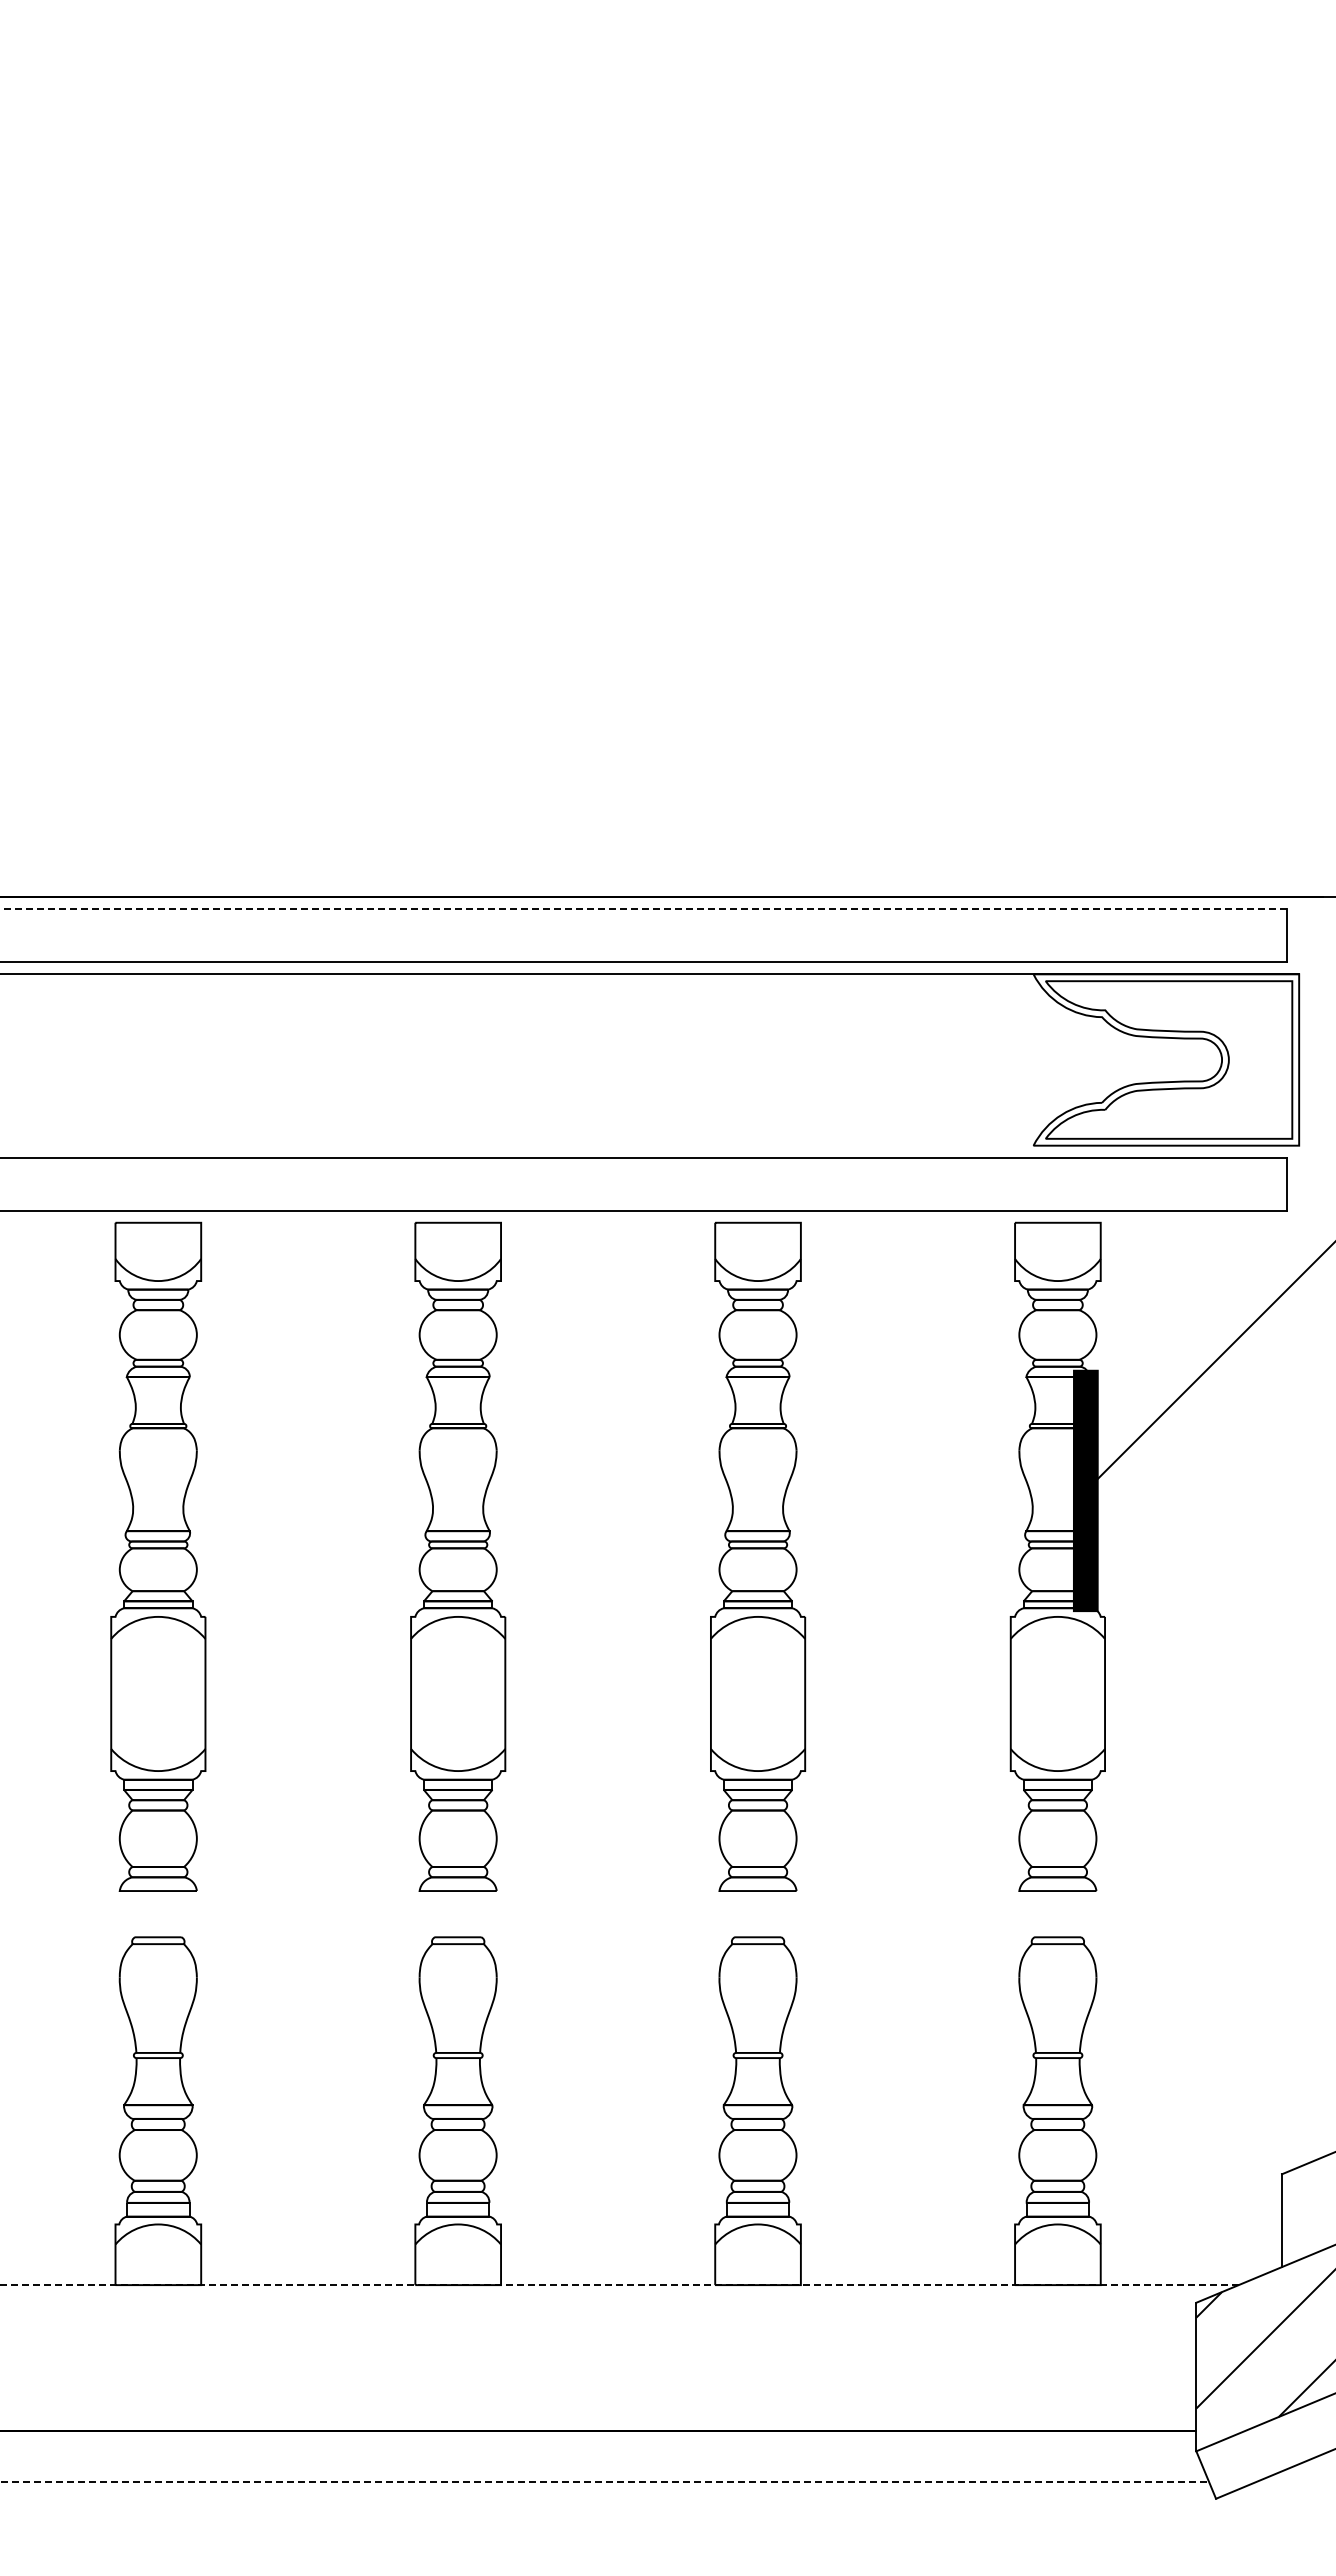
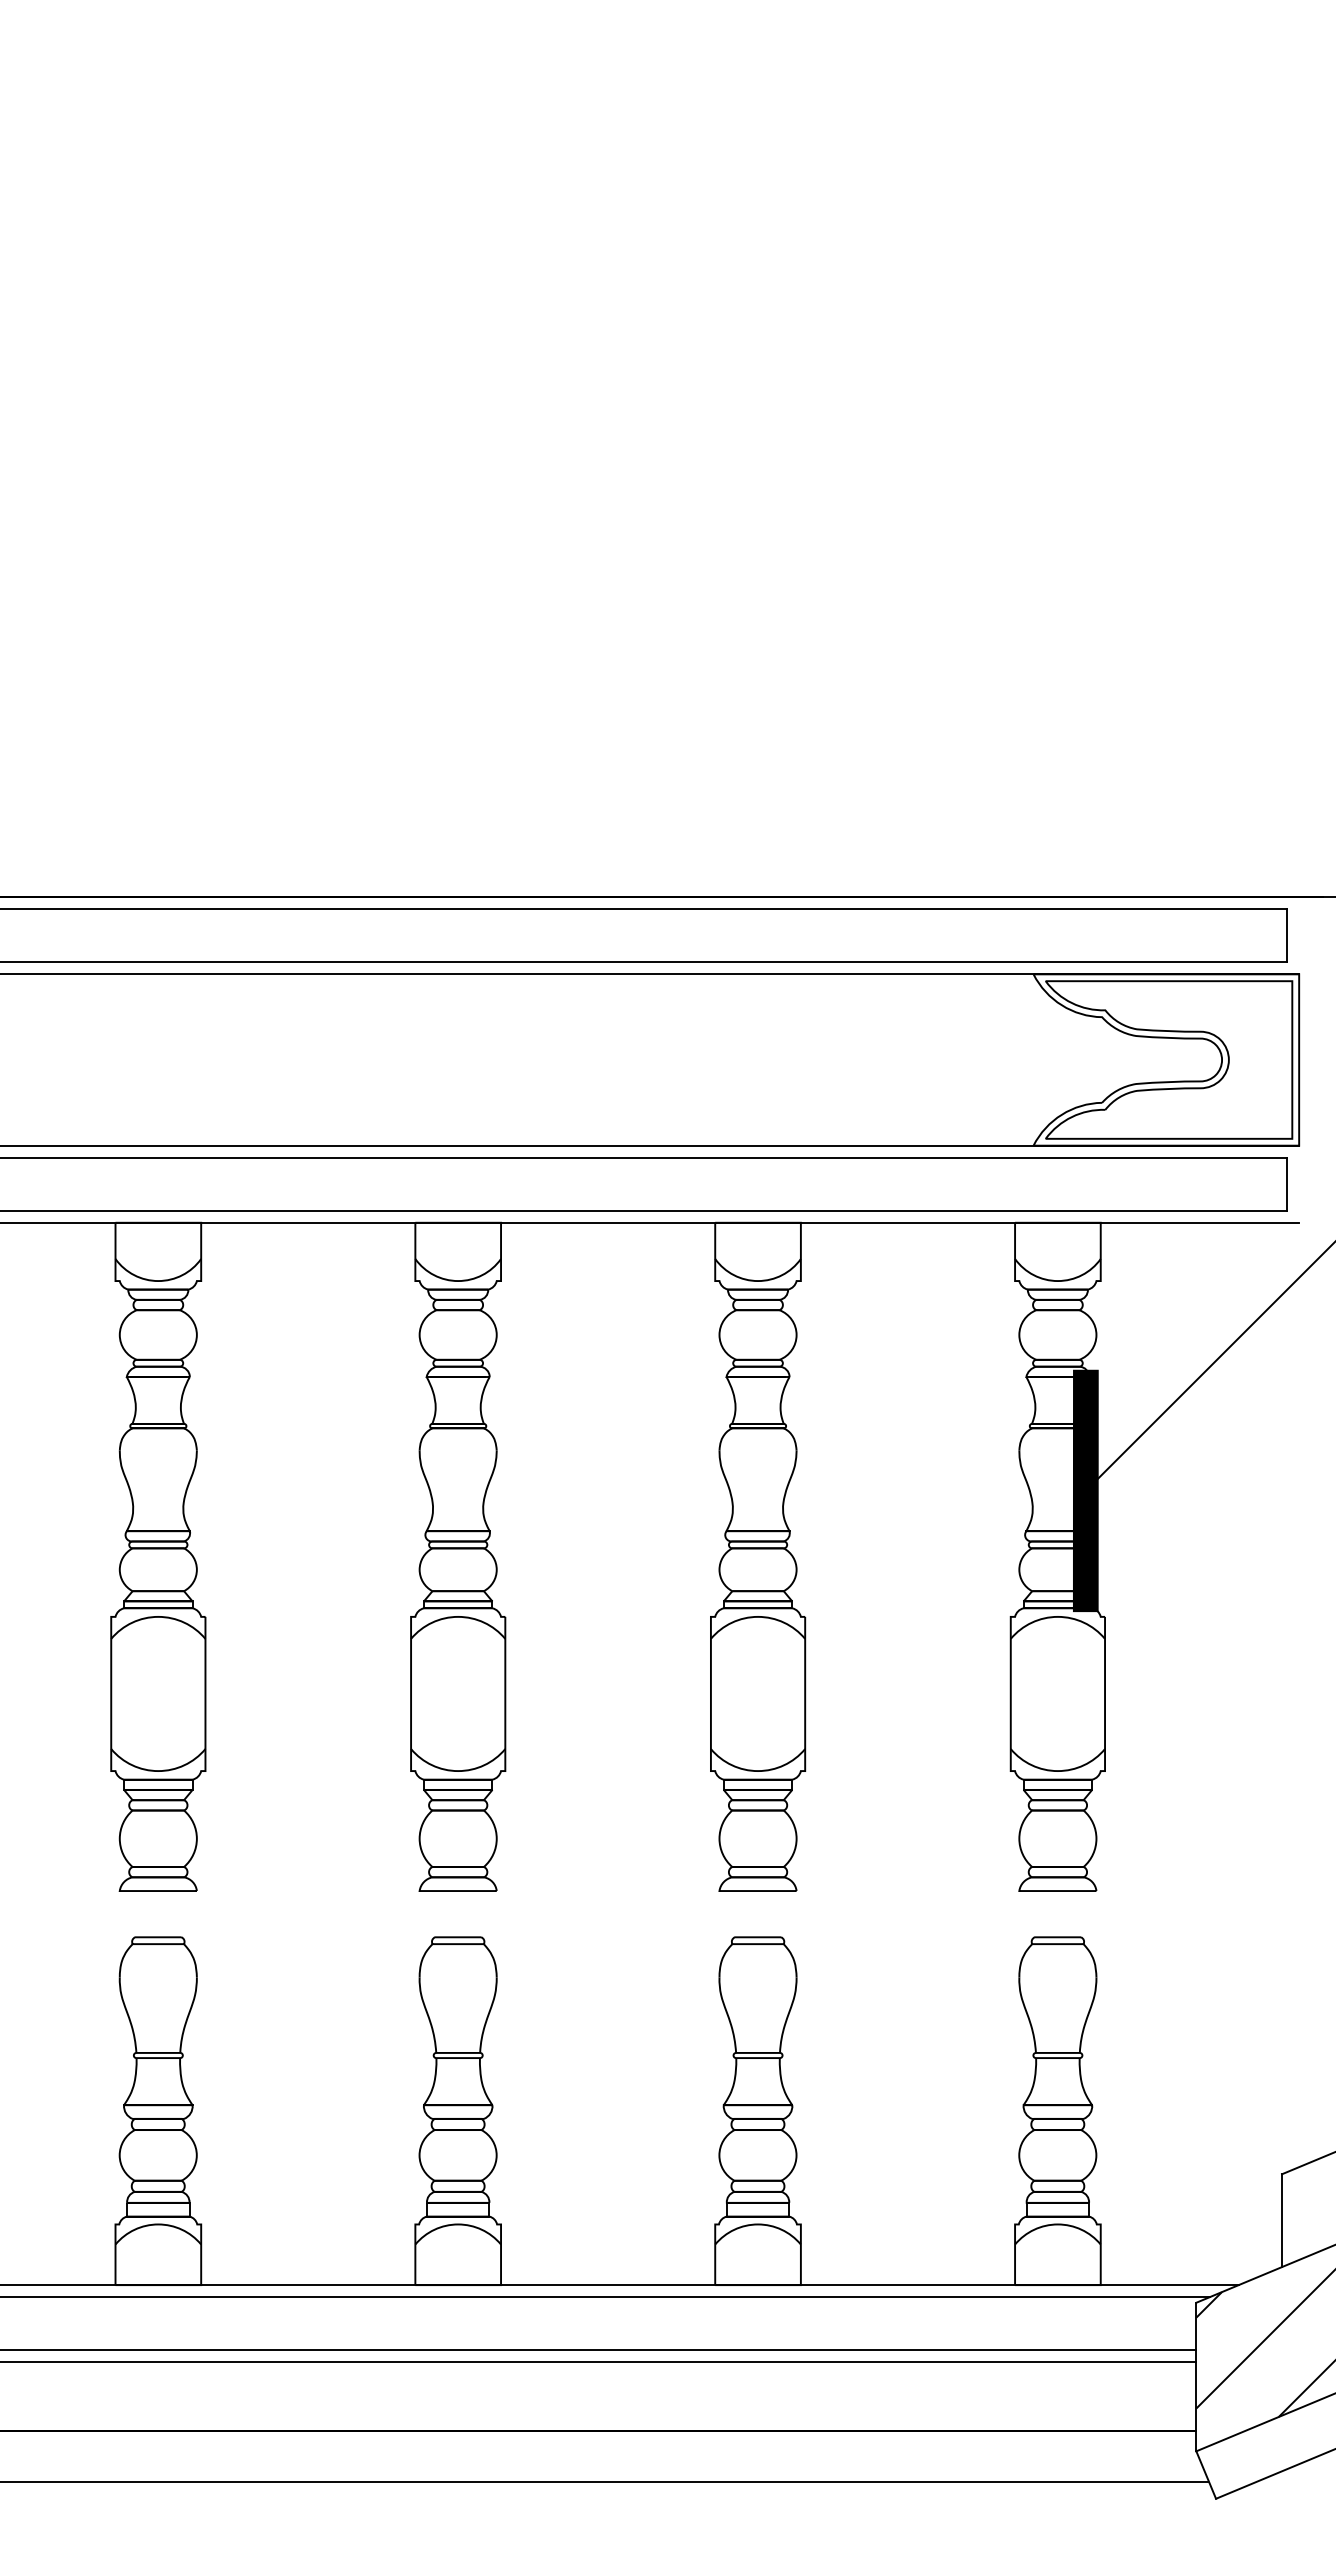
line: dashed -> solid (643, 909)
line: none -> present (650, 1145)
line: none -> present (650, 1222)
line: dashed -> solid (619, 2285)
line: none -> present (605, 2297)
line: none -> present (599, 2350)
line: none -> present (599, 2362)
line: dashed -> solid (605, 2482)
